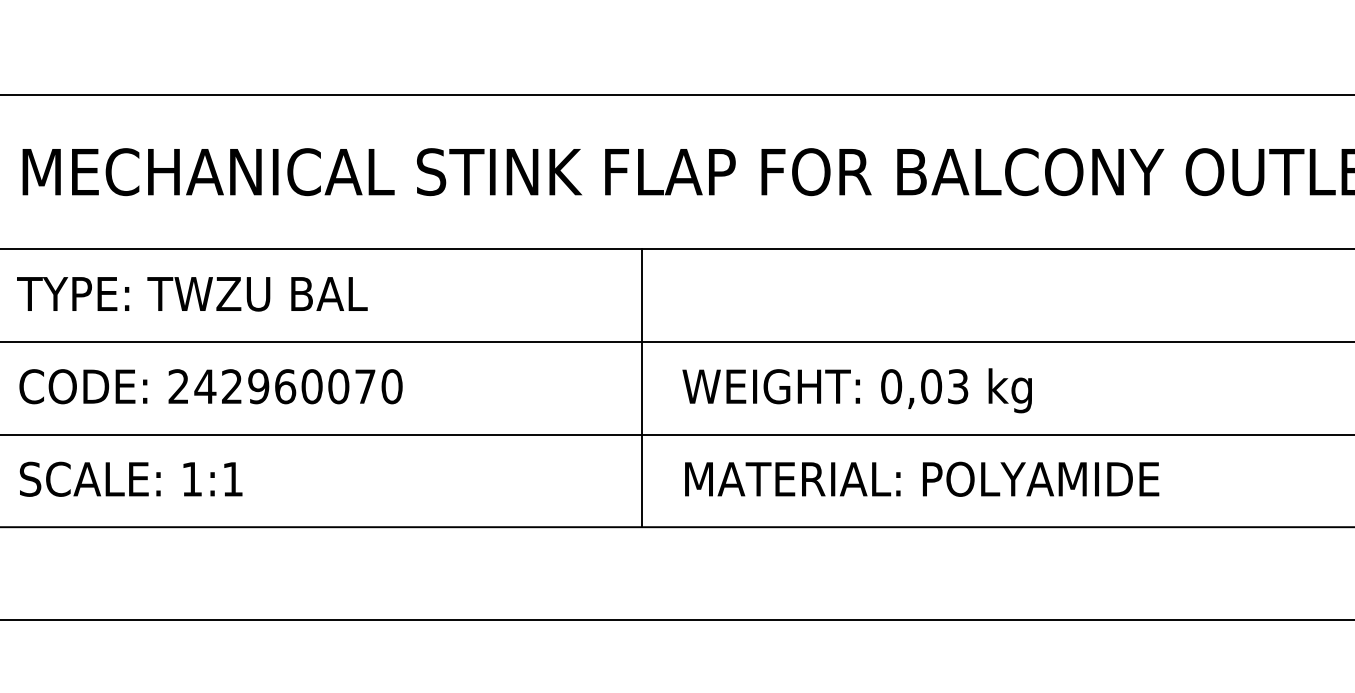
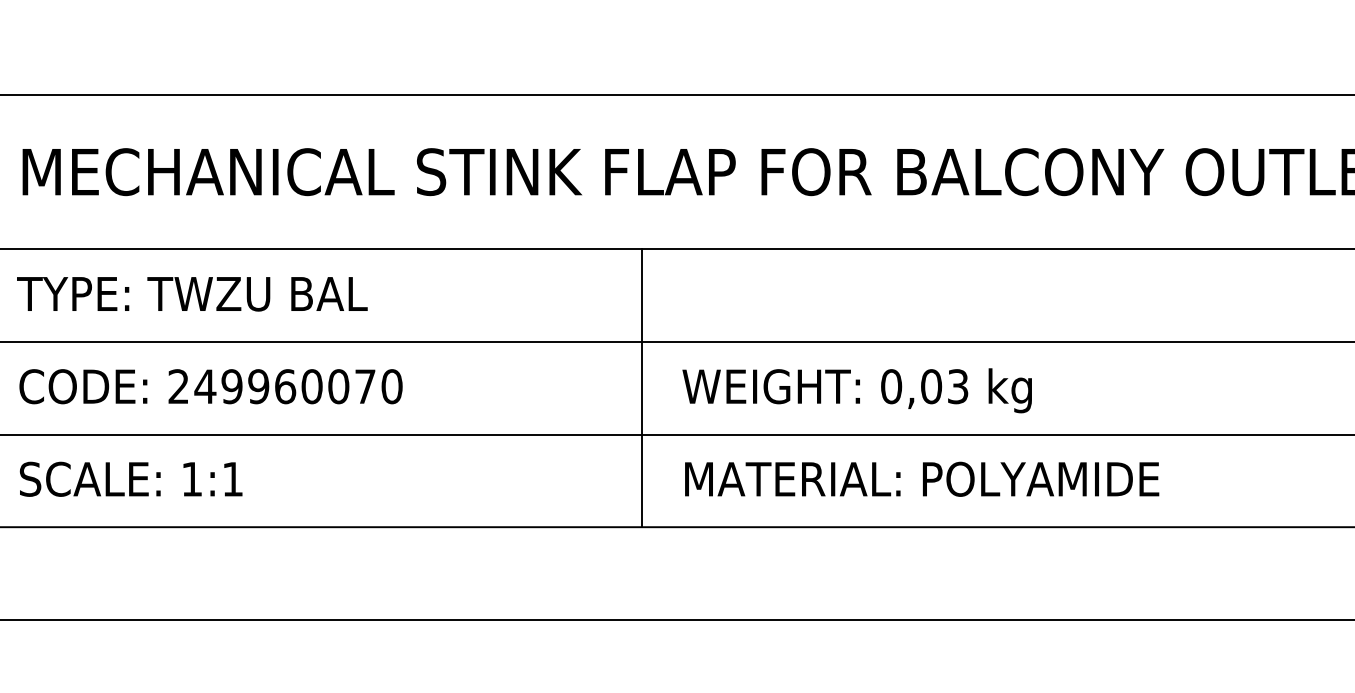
text: 242960070 -> 249960070 (231, 386)
